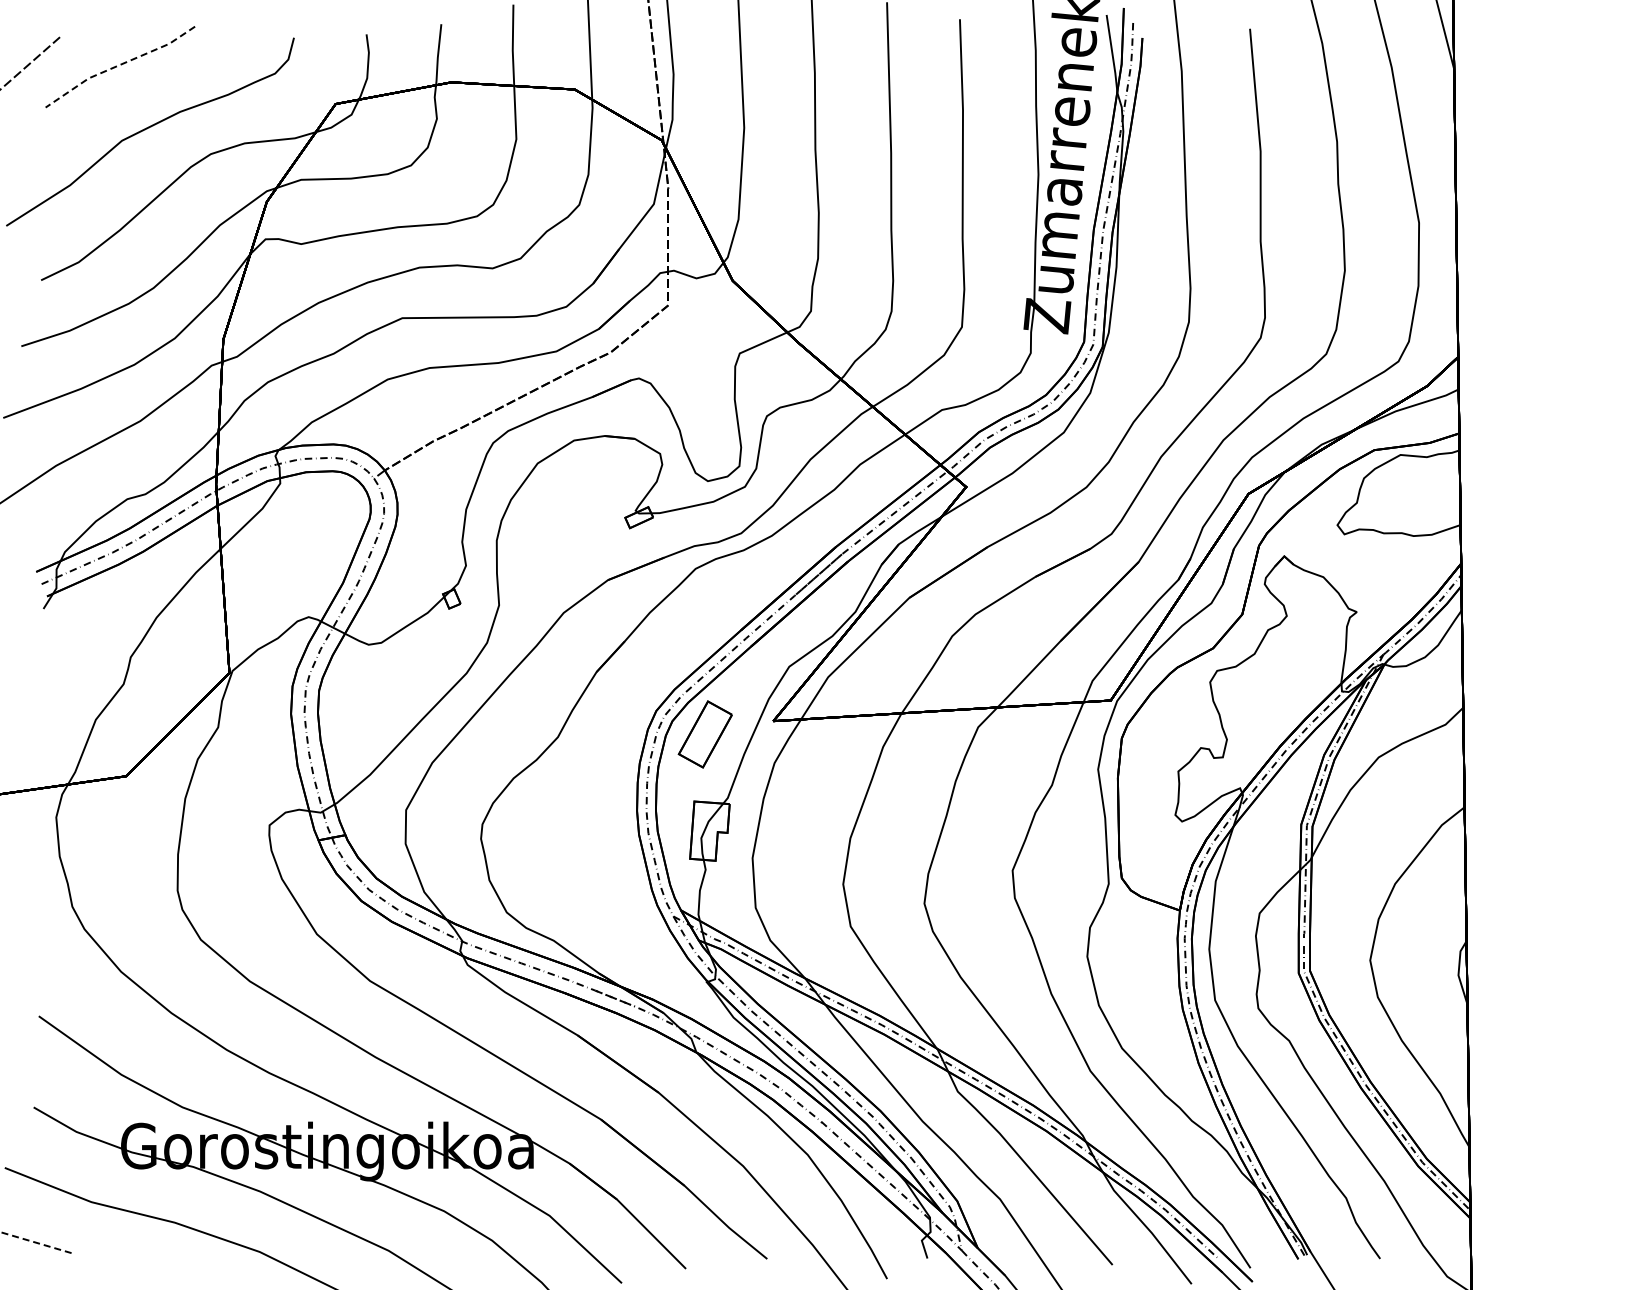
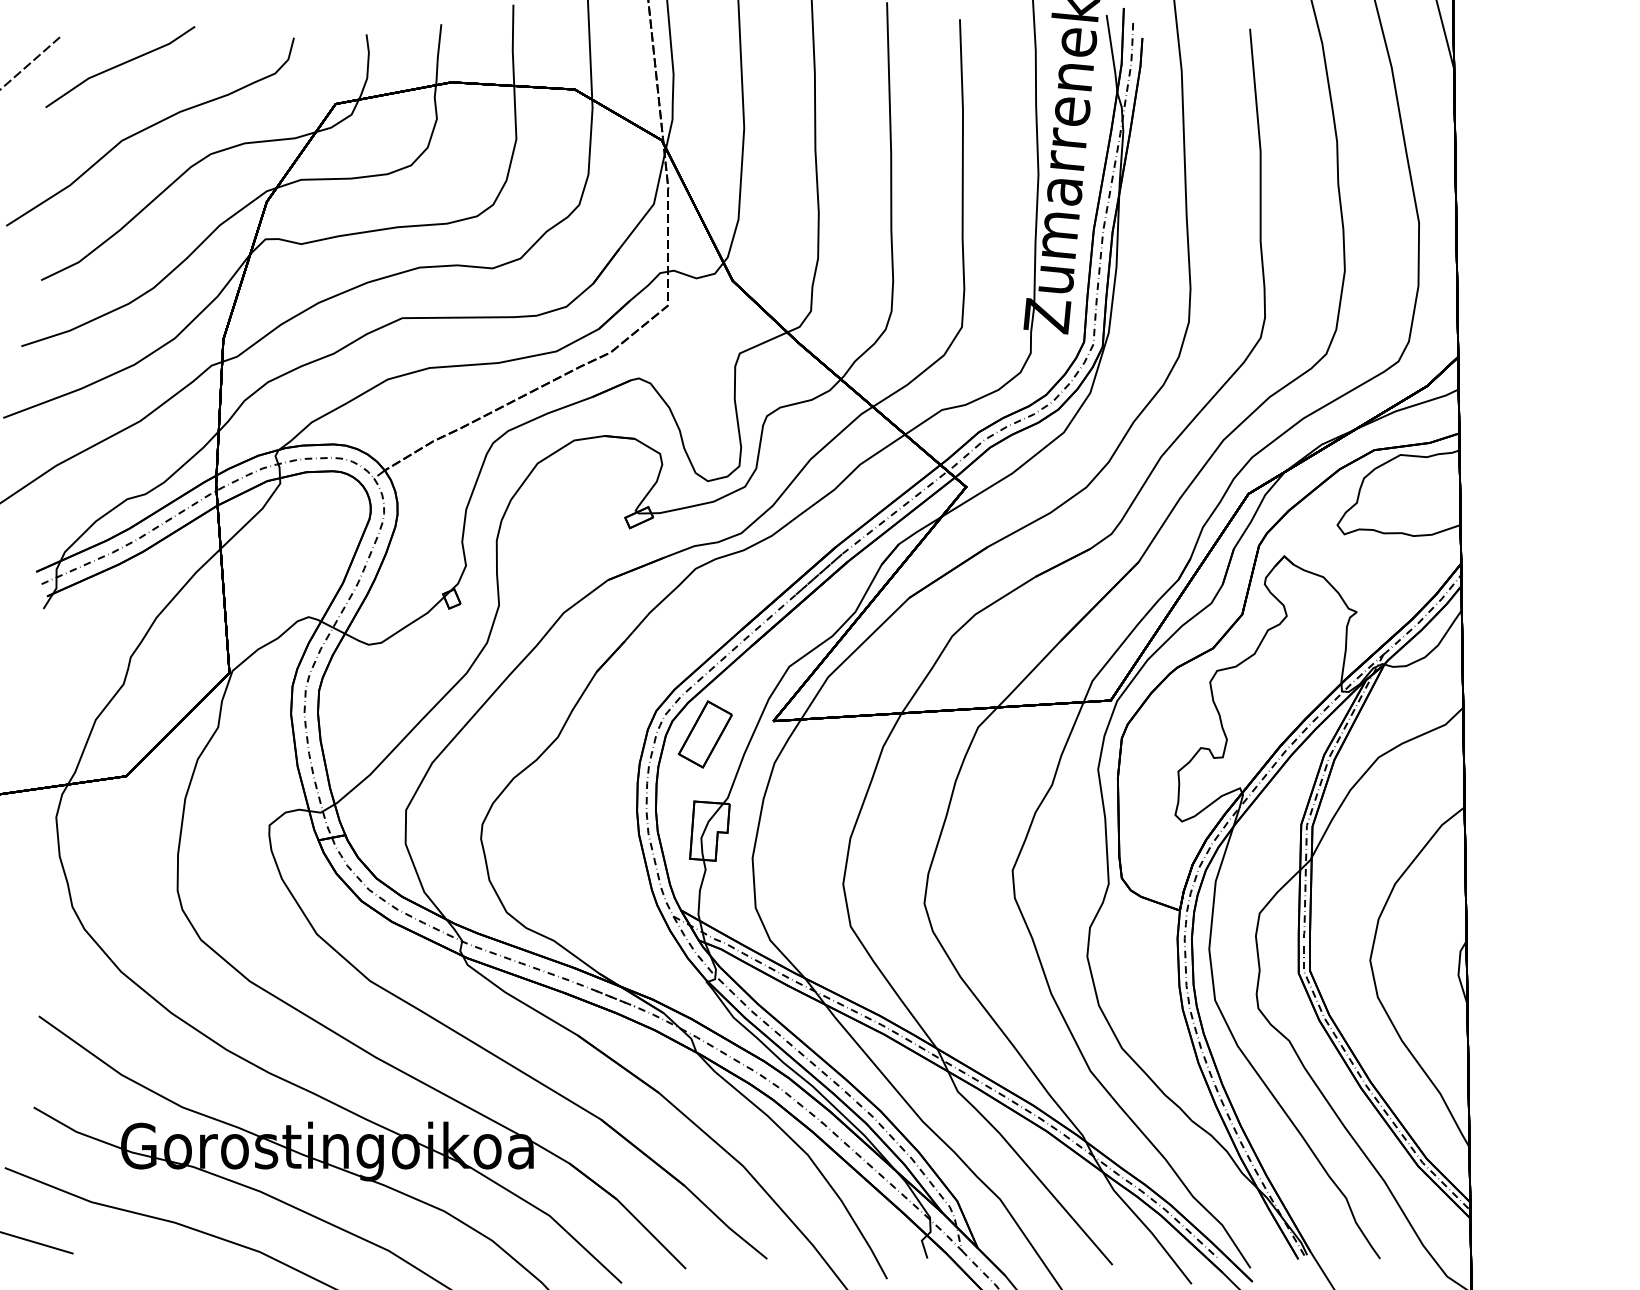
line: dashed -> solid (119, 65)
line: dashed -> solid (37, 1243)
